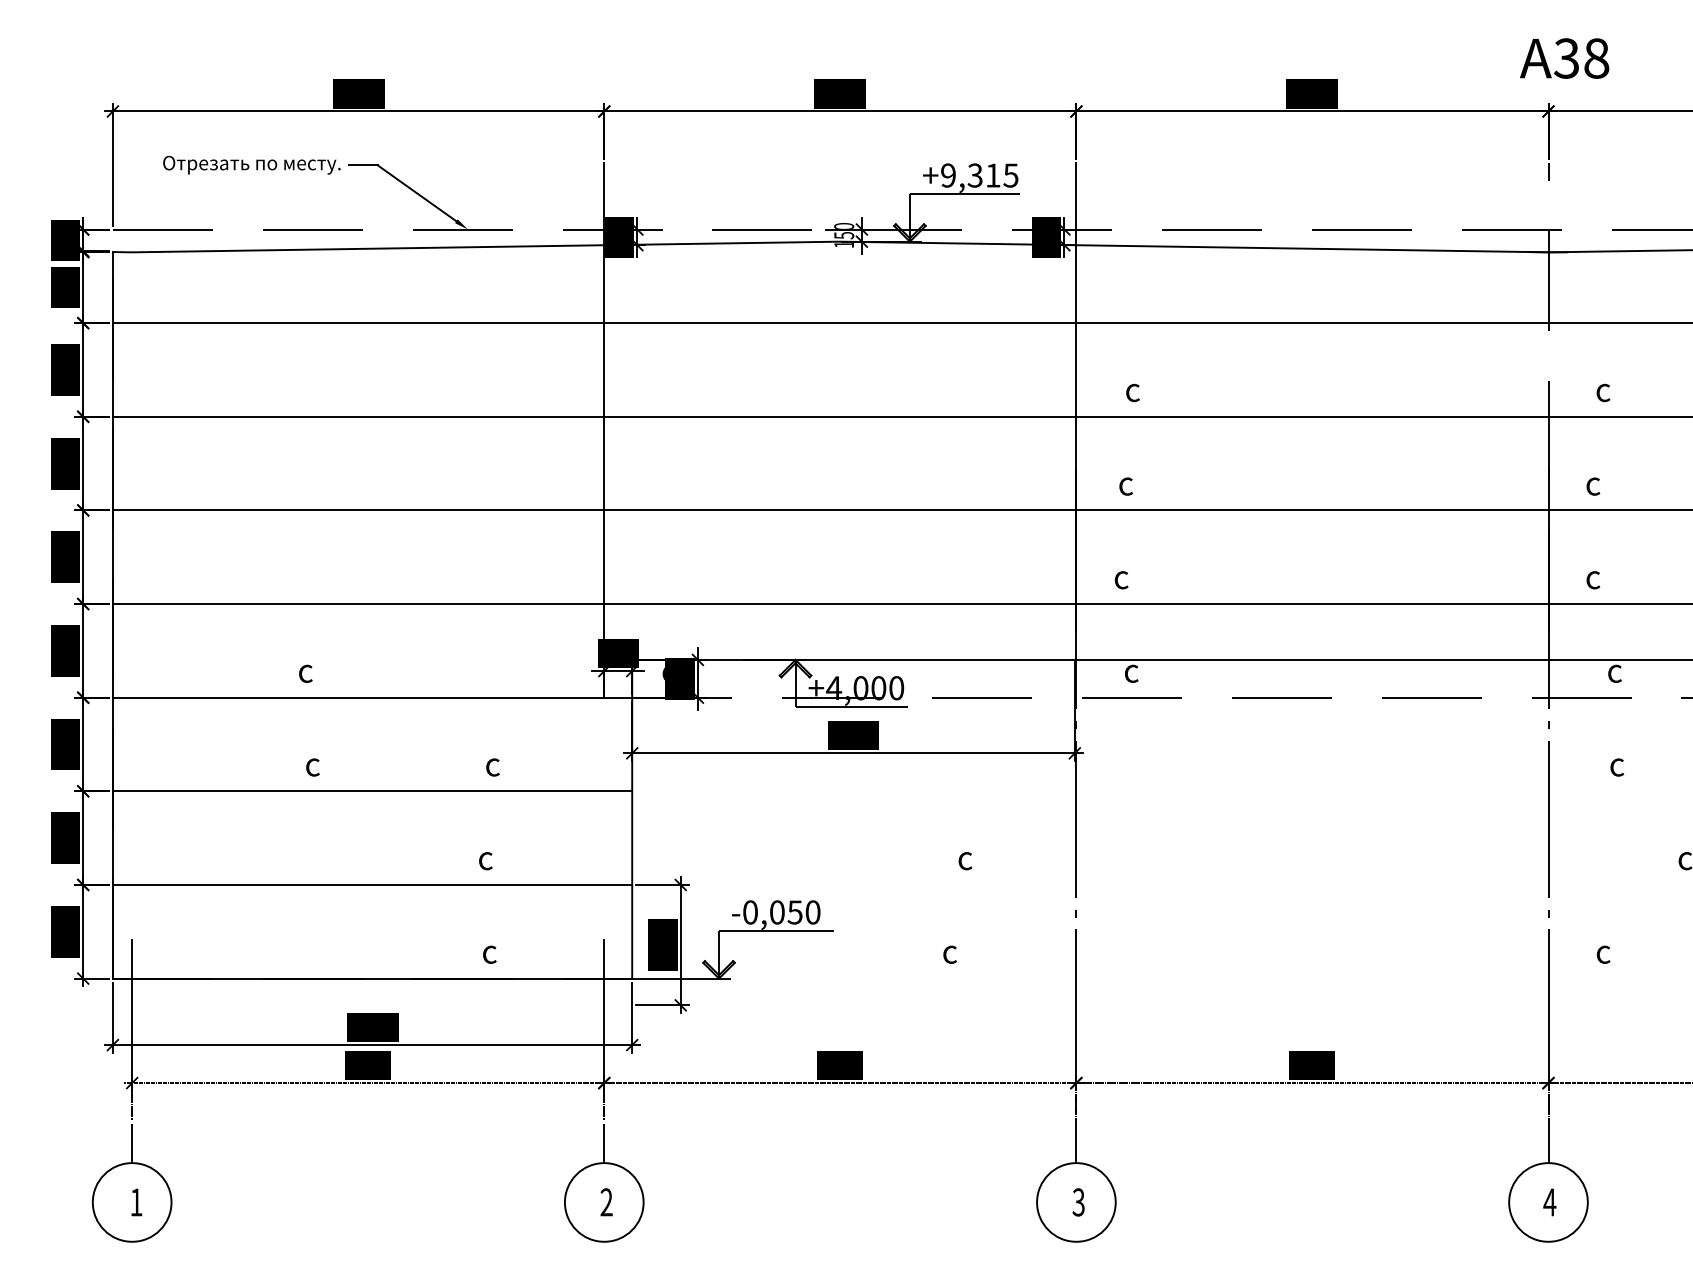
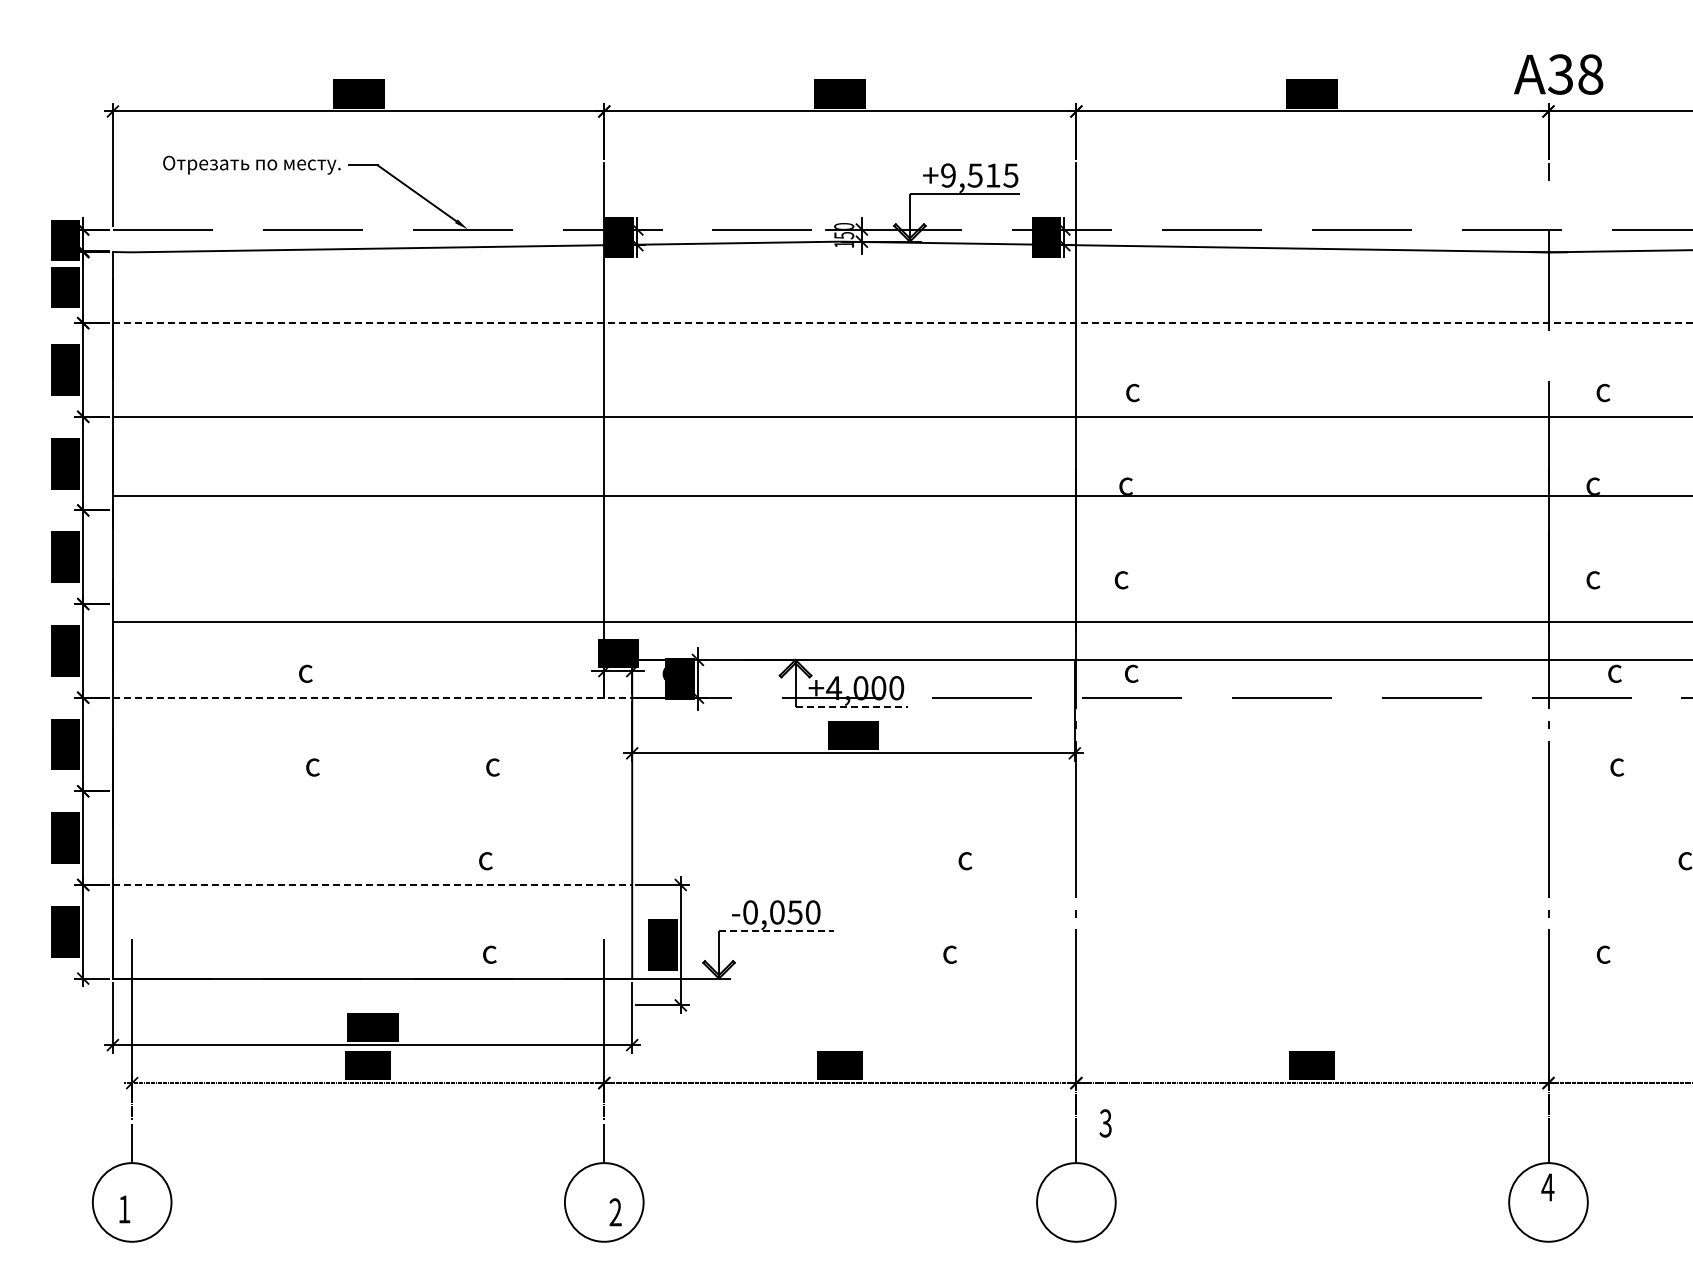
text position: (1564, 58) -> (1558, 74) (1558, 74)
text: +9,315 -> +9,515 (975, 175)
line: solid -> dashed (902, 323)
line position: (900, 510) -> (900, 496) (900, 496)
line position: (900, 604) -> (900, 622) (900, 622)
line: solid -> dashed (372, 697)
line: solid -> dashed (852, 707)
line: present -> none (372, 791)
line: solid -> dashed (372, 884)
line: solid -> dashed (776, 931)
text position: (136, 1202) -> (124, 1209) (124, 1209)
text position: (606, 1202) -> (615, 1212) (615, 1212)
text position: (1078, 1202) -> (1105, 1123) (1105, 1123)
text position: (1549, 1202) -> (1547, 1187) (1547, 1187)
